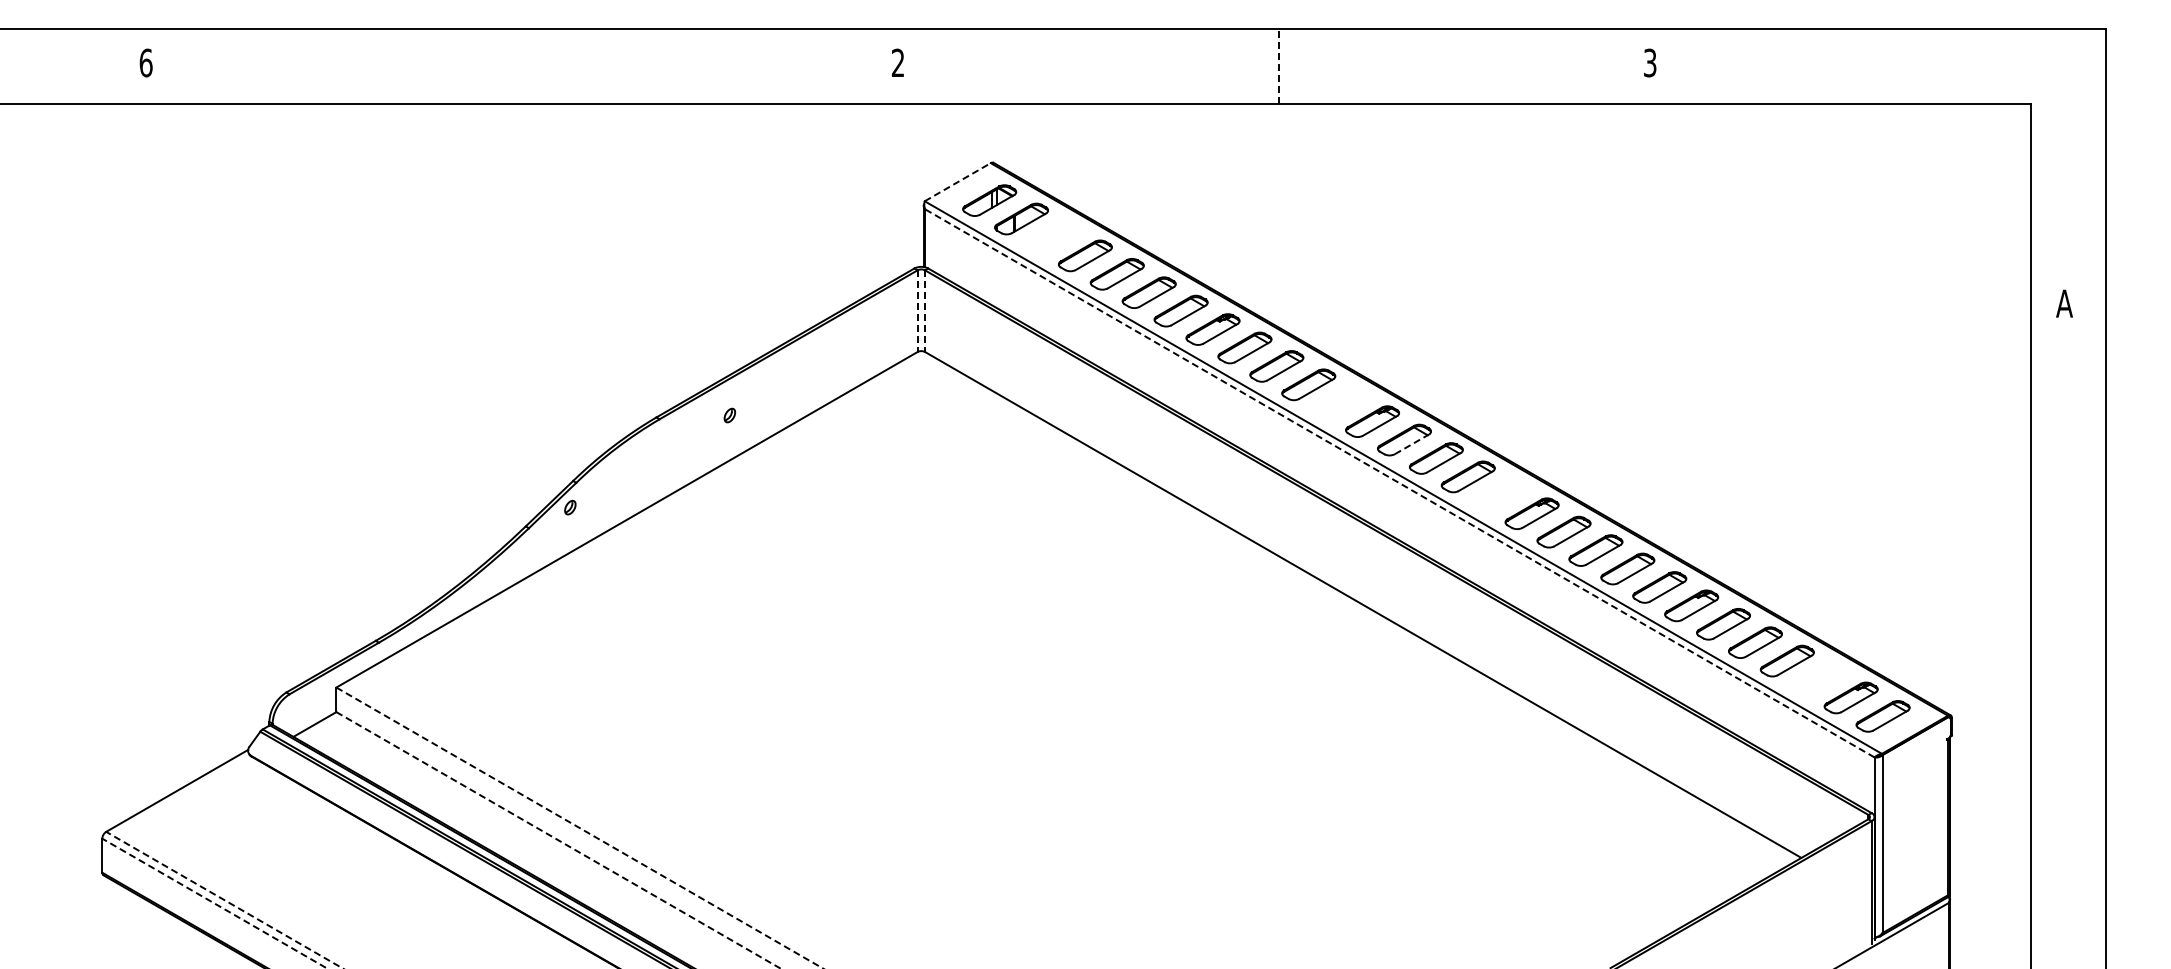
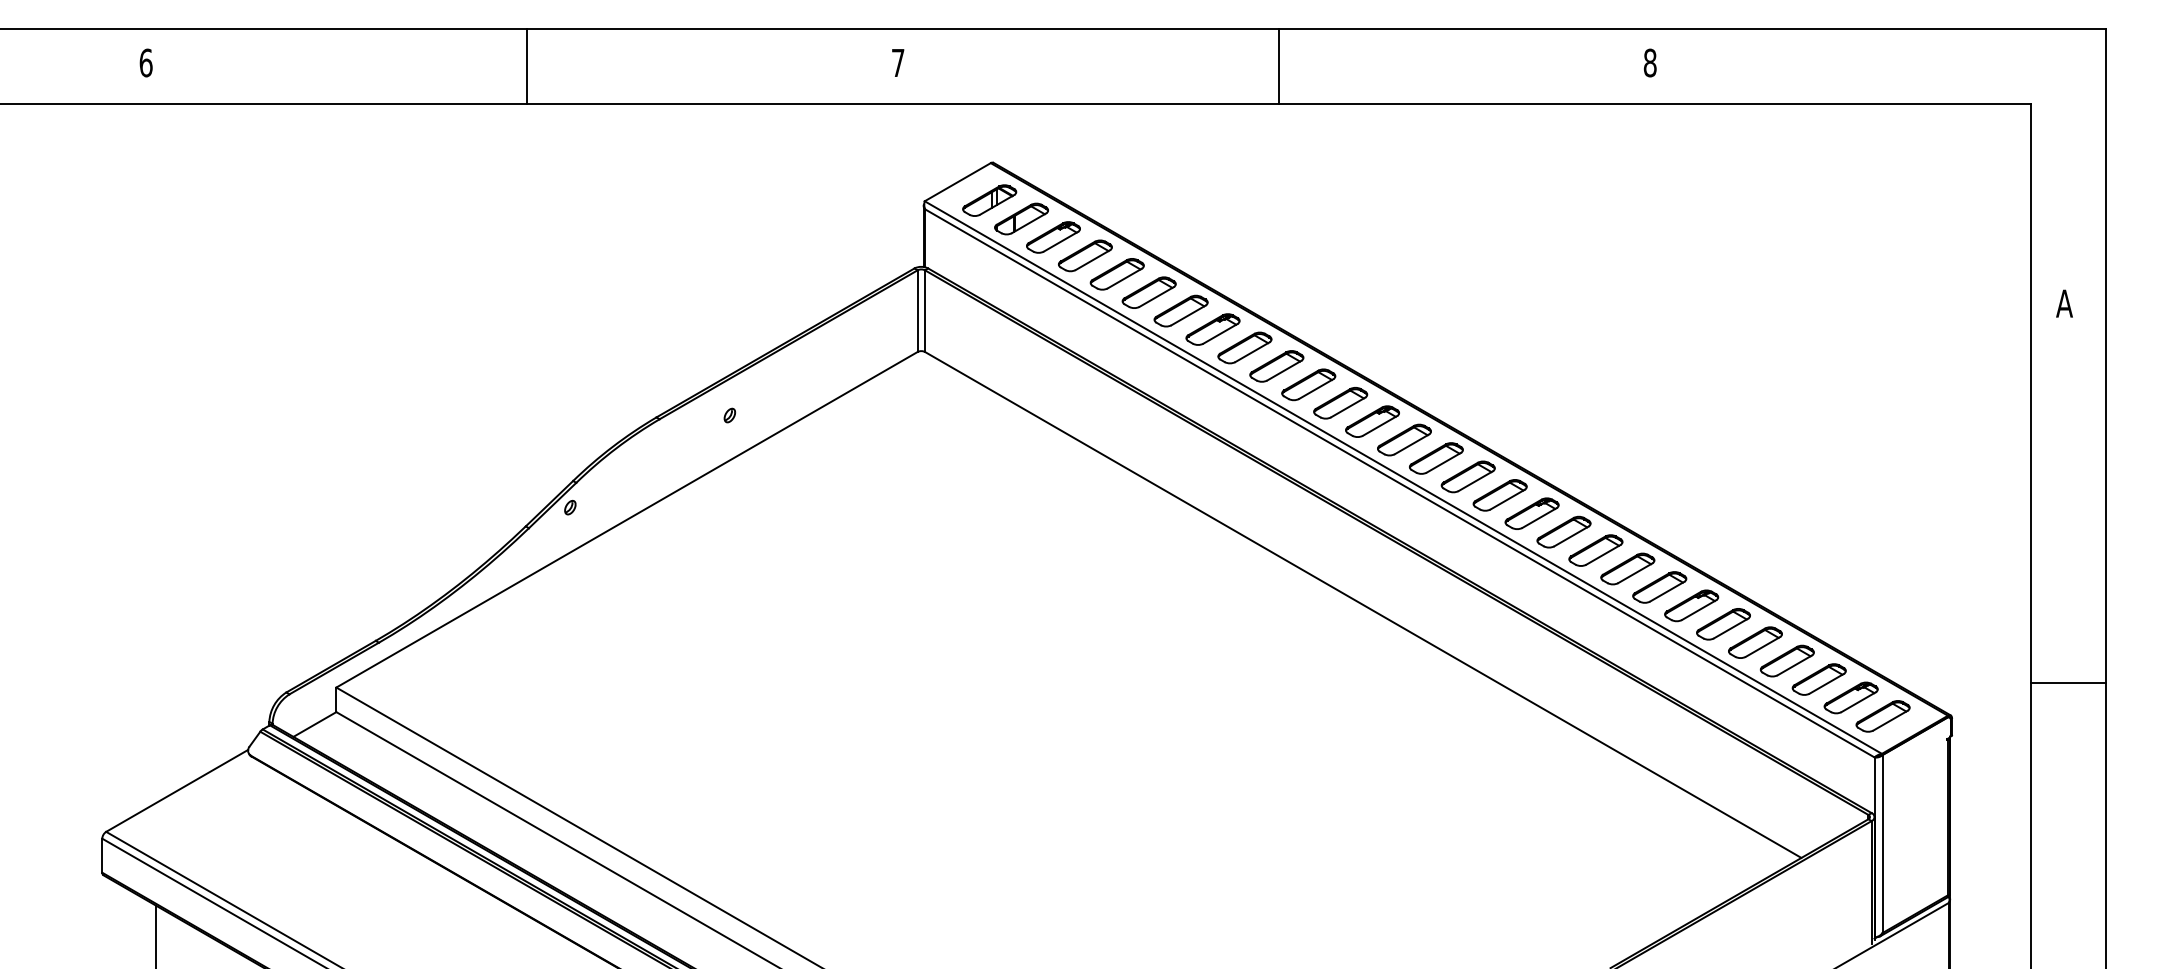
text: 2 -> 7 (898, 62)
text: 3 -> 8 (1649, 62)
line: none -> present (526, 66)
line: dashed -> solid (1278, 66)
line: dashed -> solid (958, 181)
part: none -> present (1053, 237)
line: dashed -> solid (917, 311)
line: dashed -> solid (925, 311)
part: none -> present (1340, 403)
line: dashed -> solid (1411, 444)
line: dashed -> solid (1399, 483)
part: none -> present (1499, 495)
part: none -> present (1818, 679)
line: none -> present (2067, 683)
line: dashed -> solid (580, 828)
line: dashed -> solid (558, 840)
line: dashed -> solid (224, 900)
line: dashed -> solid (214, 903)
line: none -> present (156, 935)
